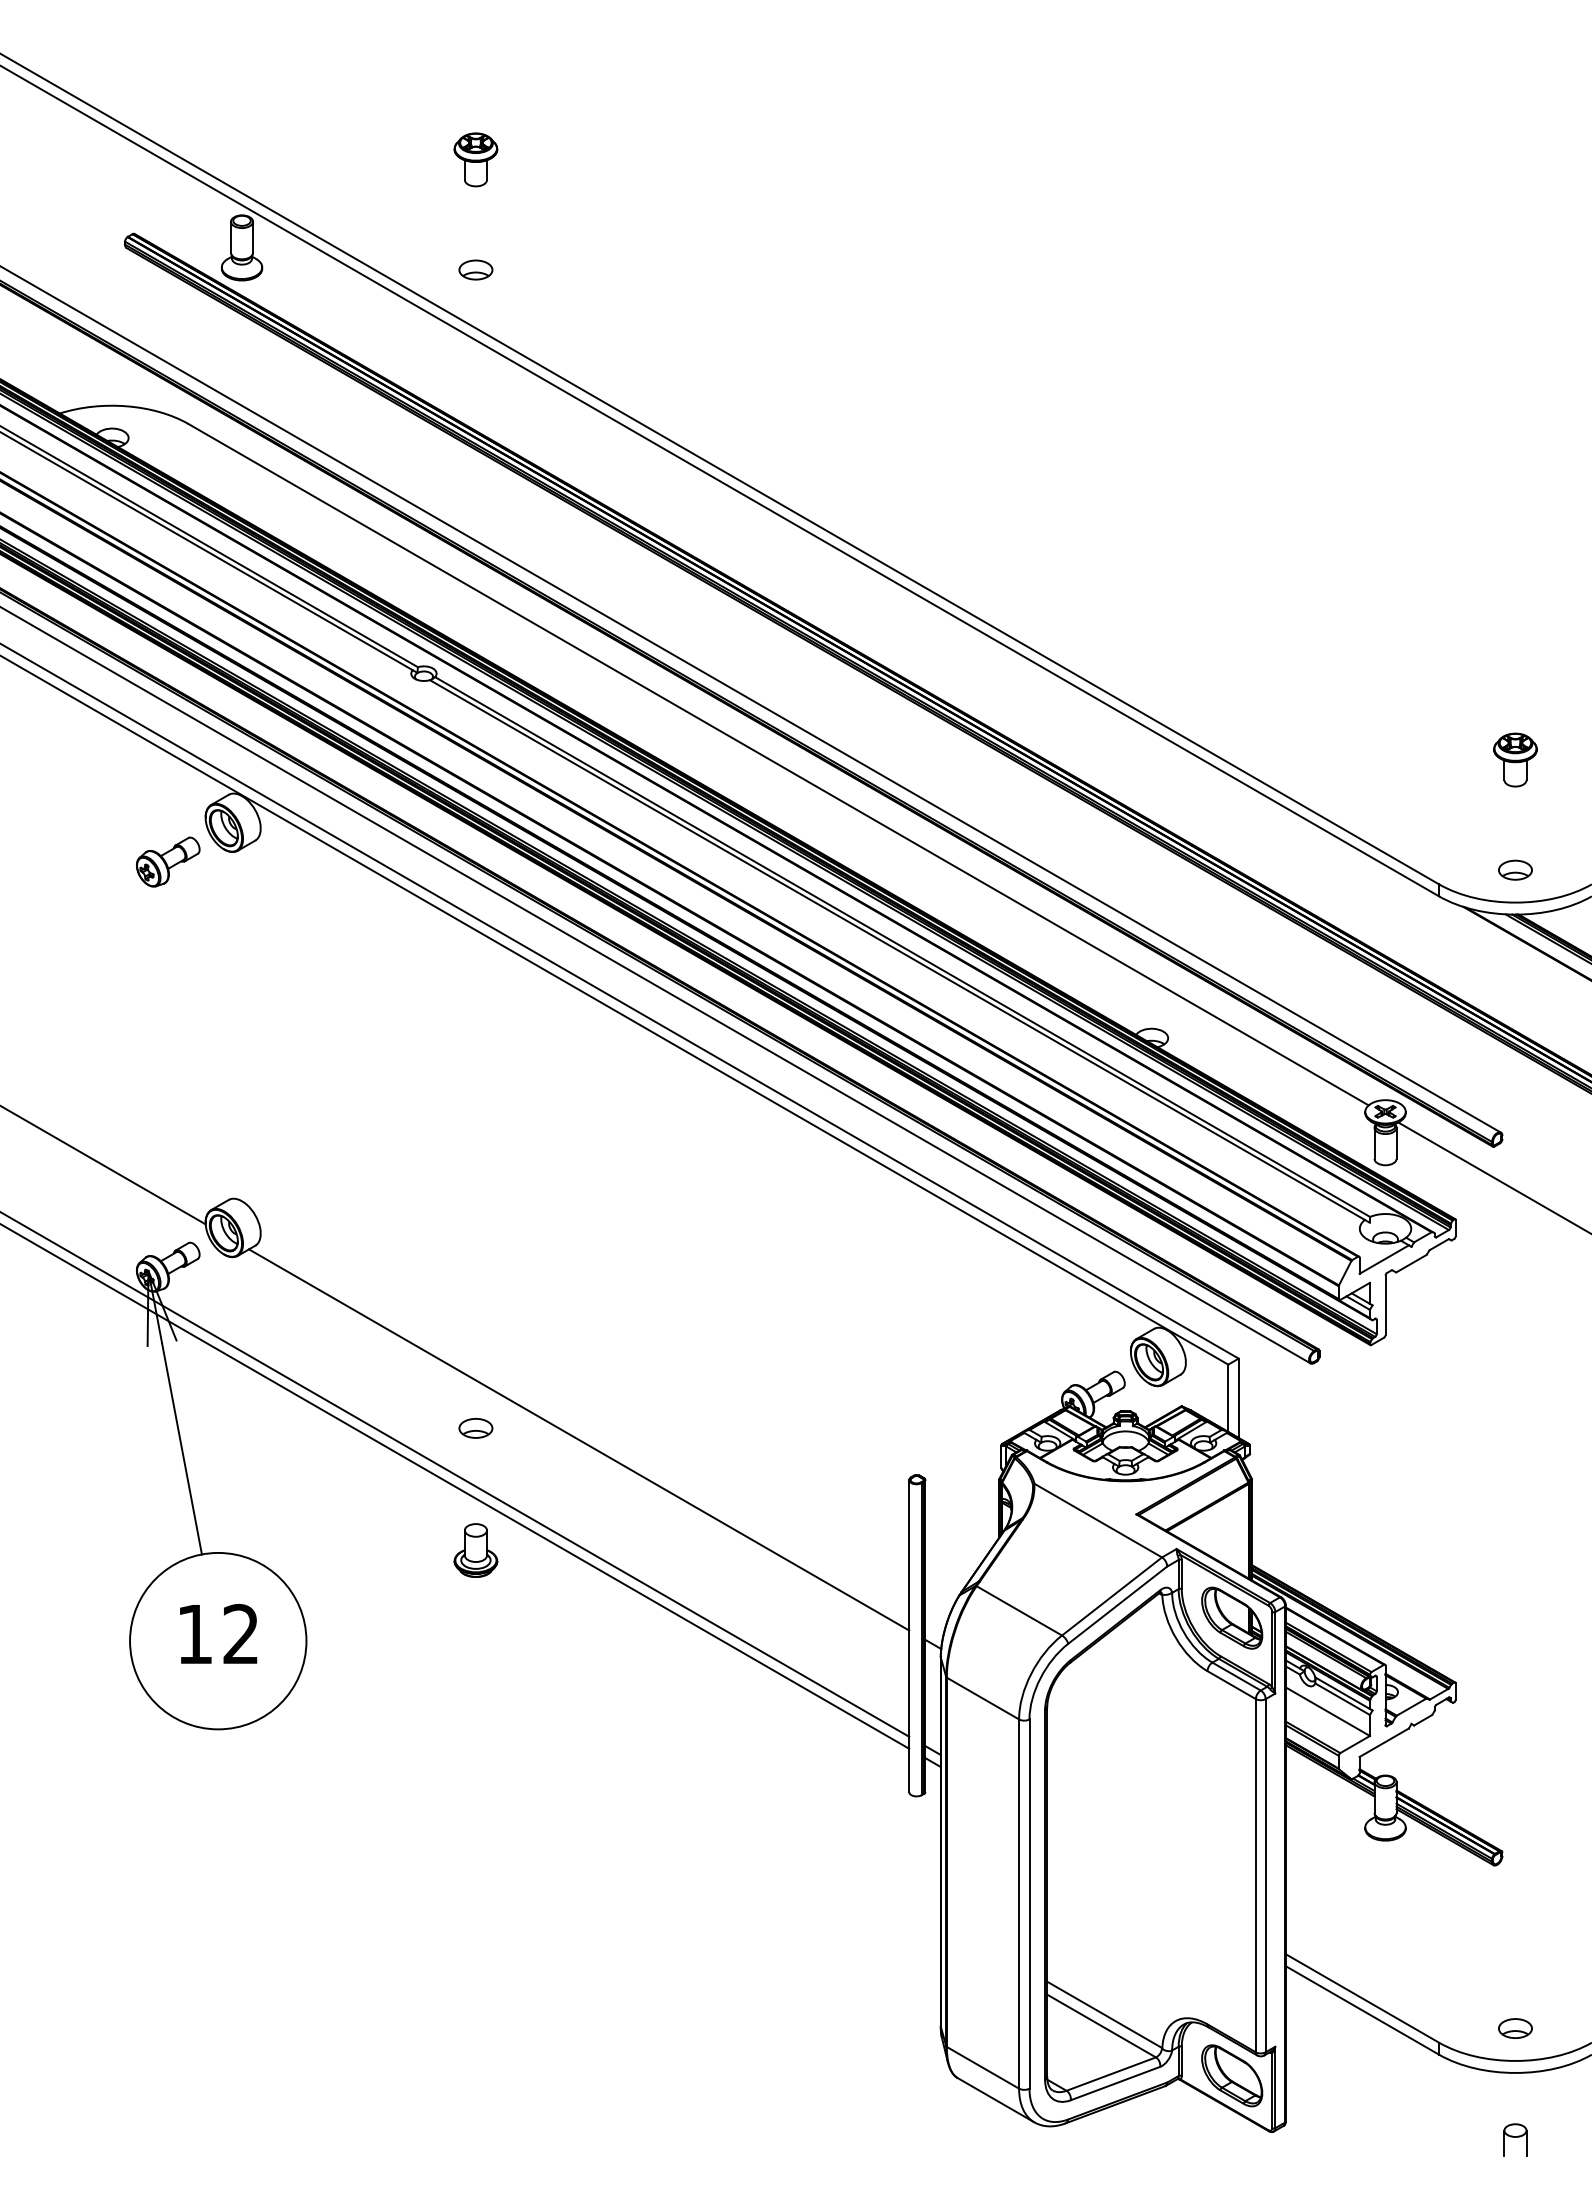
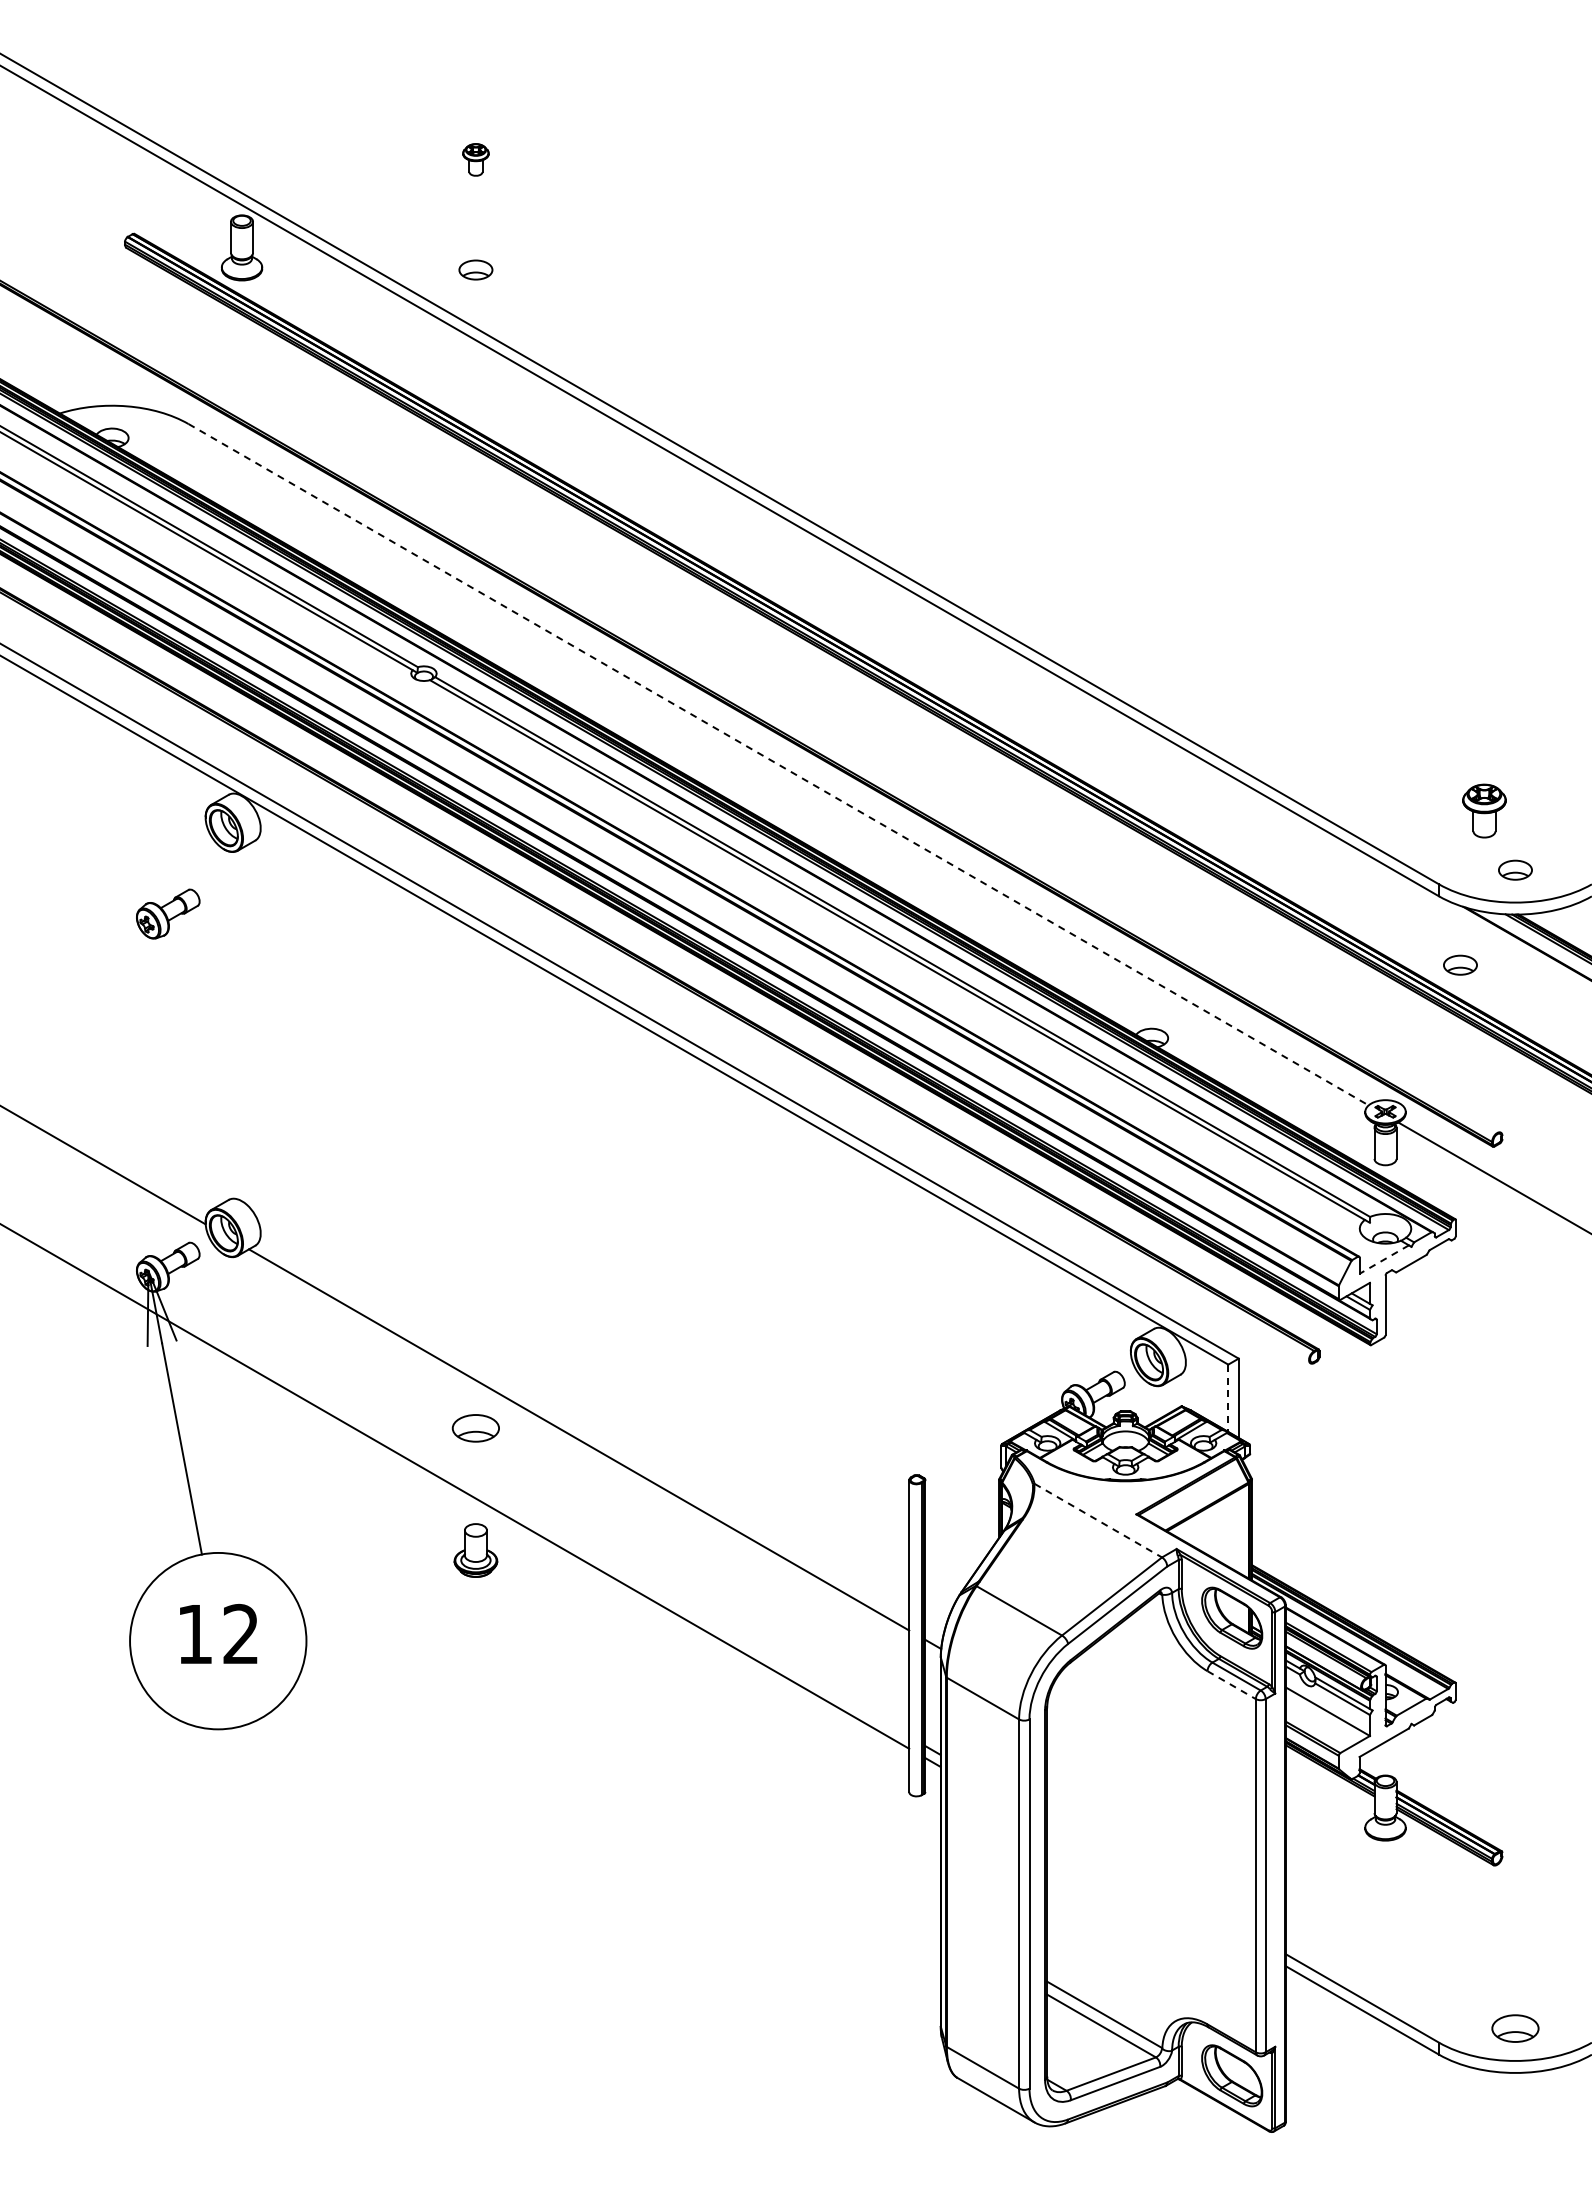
part size: 46x56 px -> 28x34 px (475, 159)
line: present -> none (751, 699)
part position: (1515, 759) -> (1484, 810) (1484, 810)
line: solid -> dashed (779, 764)
part position: (168, 861) -> (168, 913) (168, 913)
part: none -> present (1460, 964)
line: present -> none (656, 985)
line: solid -> dashed (1384, 1259)
line: solid -> dashed (1228, 1398)
part size: 36x21 px -> 49x29 px (475, 1428)
line: present -> none (455, 1474)
line: solid -> dashed (1098, 1520)
line: solid -> dashed (1231, 1685)
part size: 35x21 px -> 49x29 px (1515, 2028)
part: present -> none (1515, 2139)
